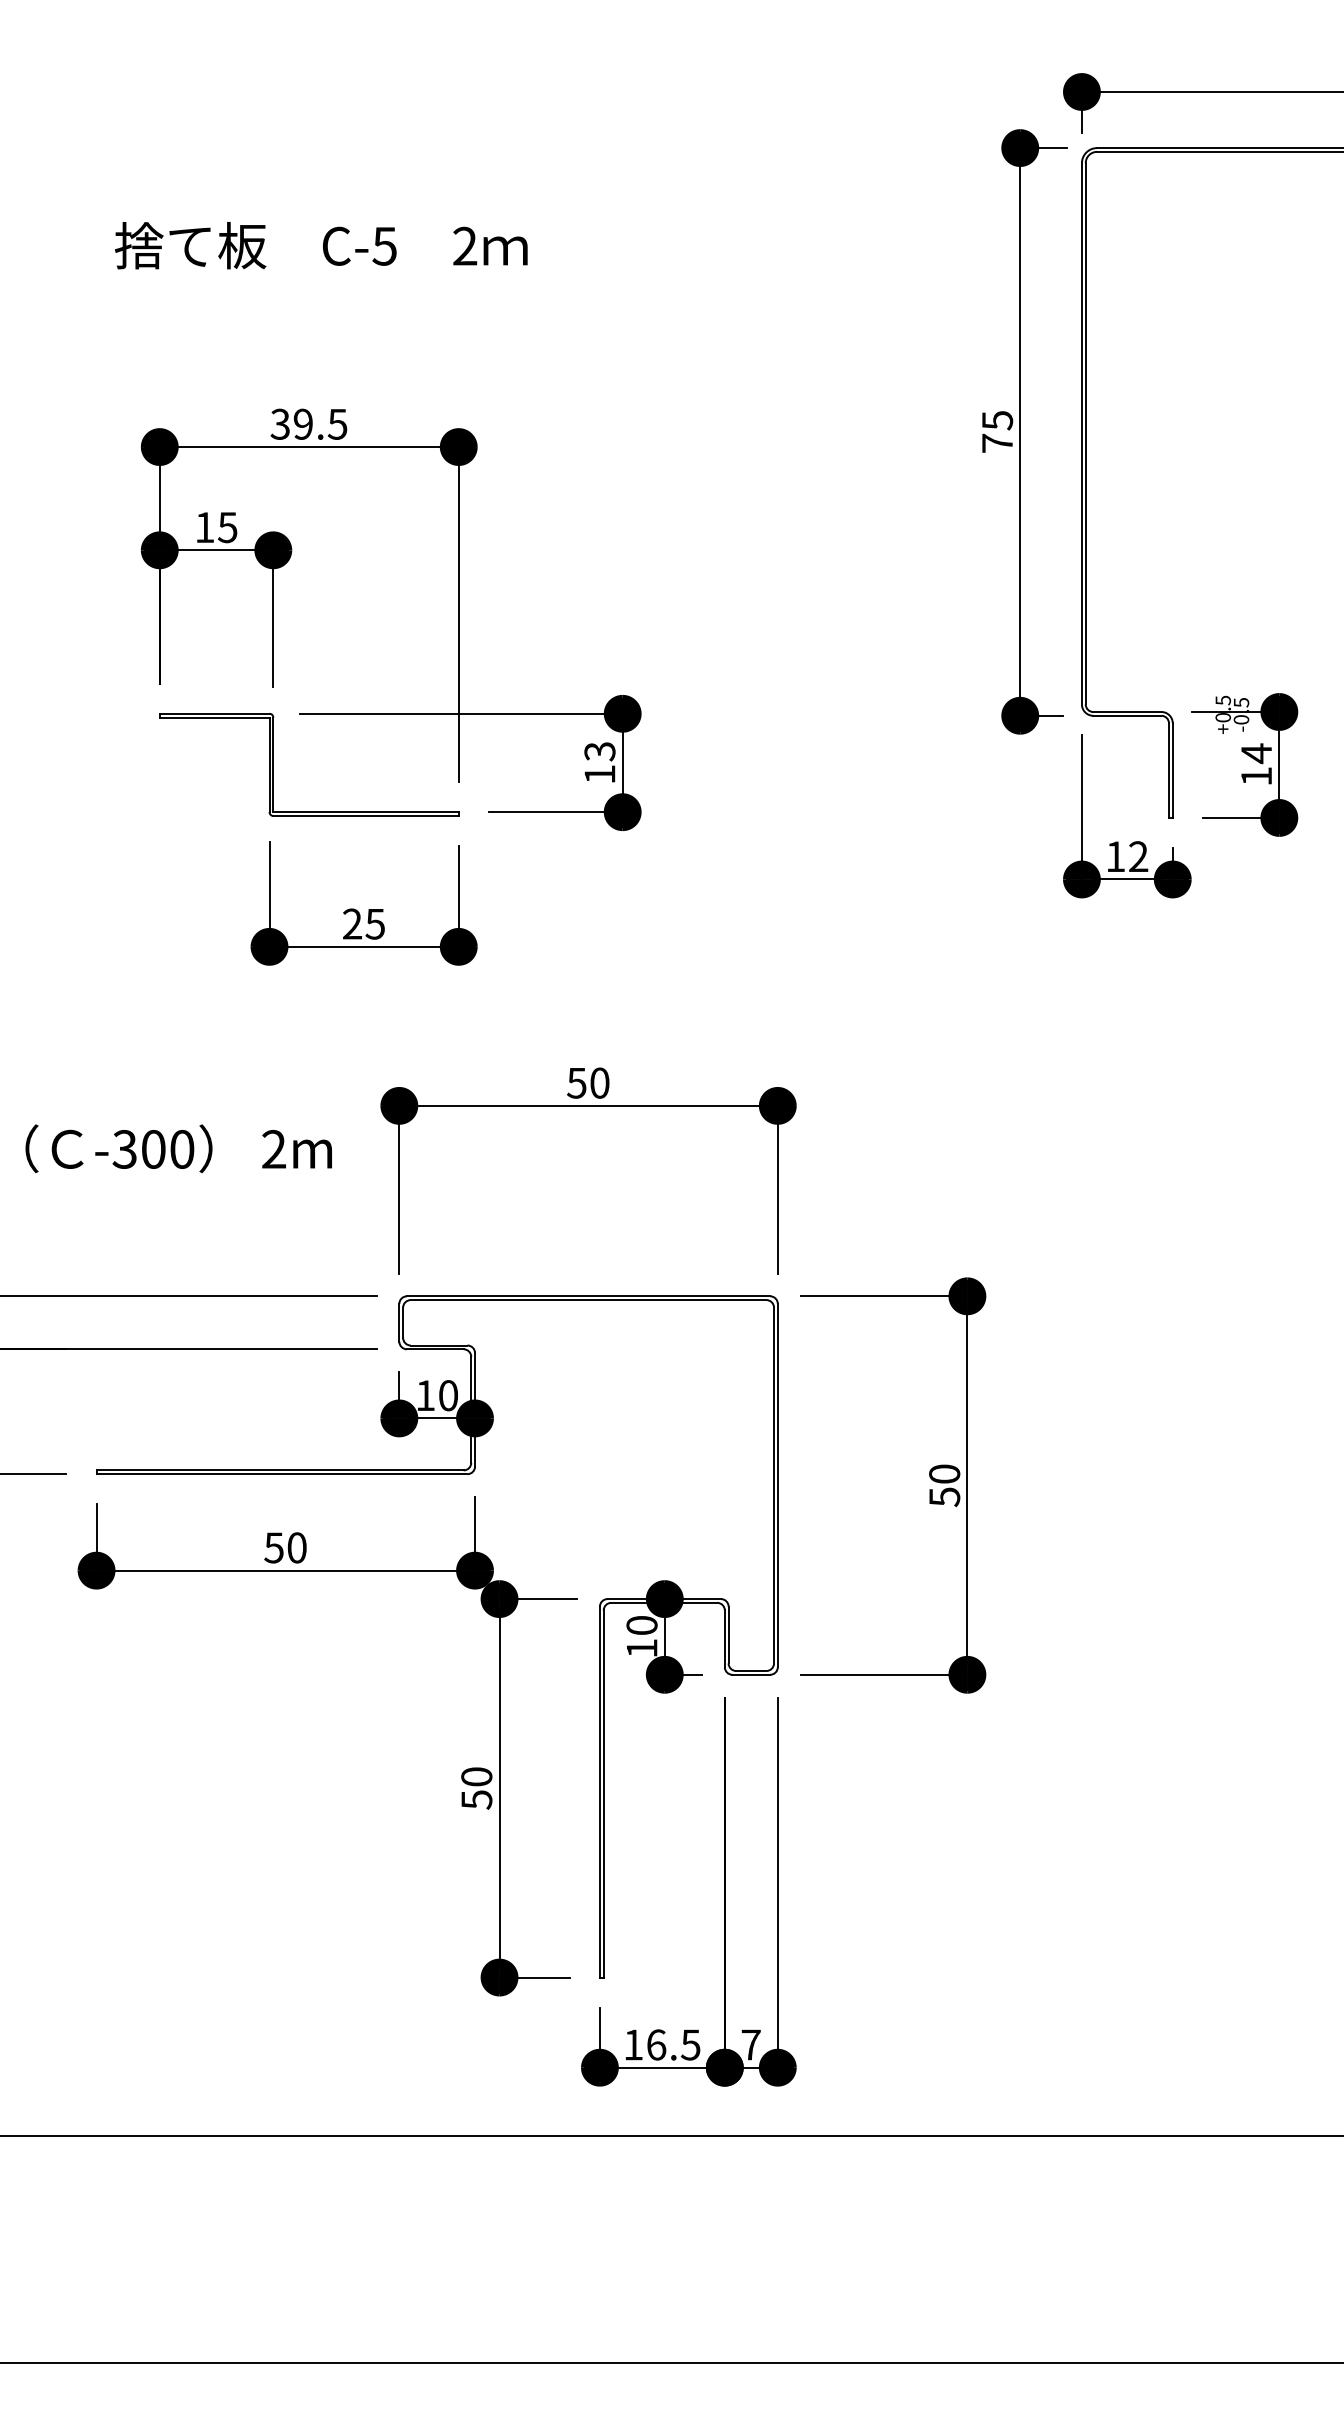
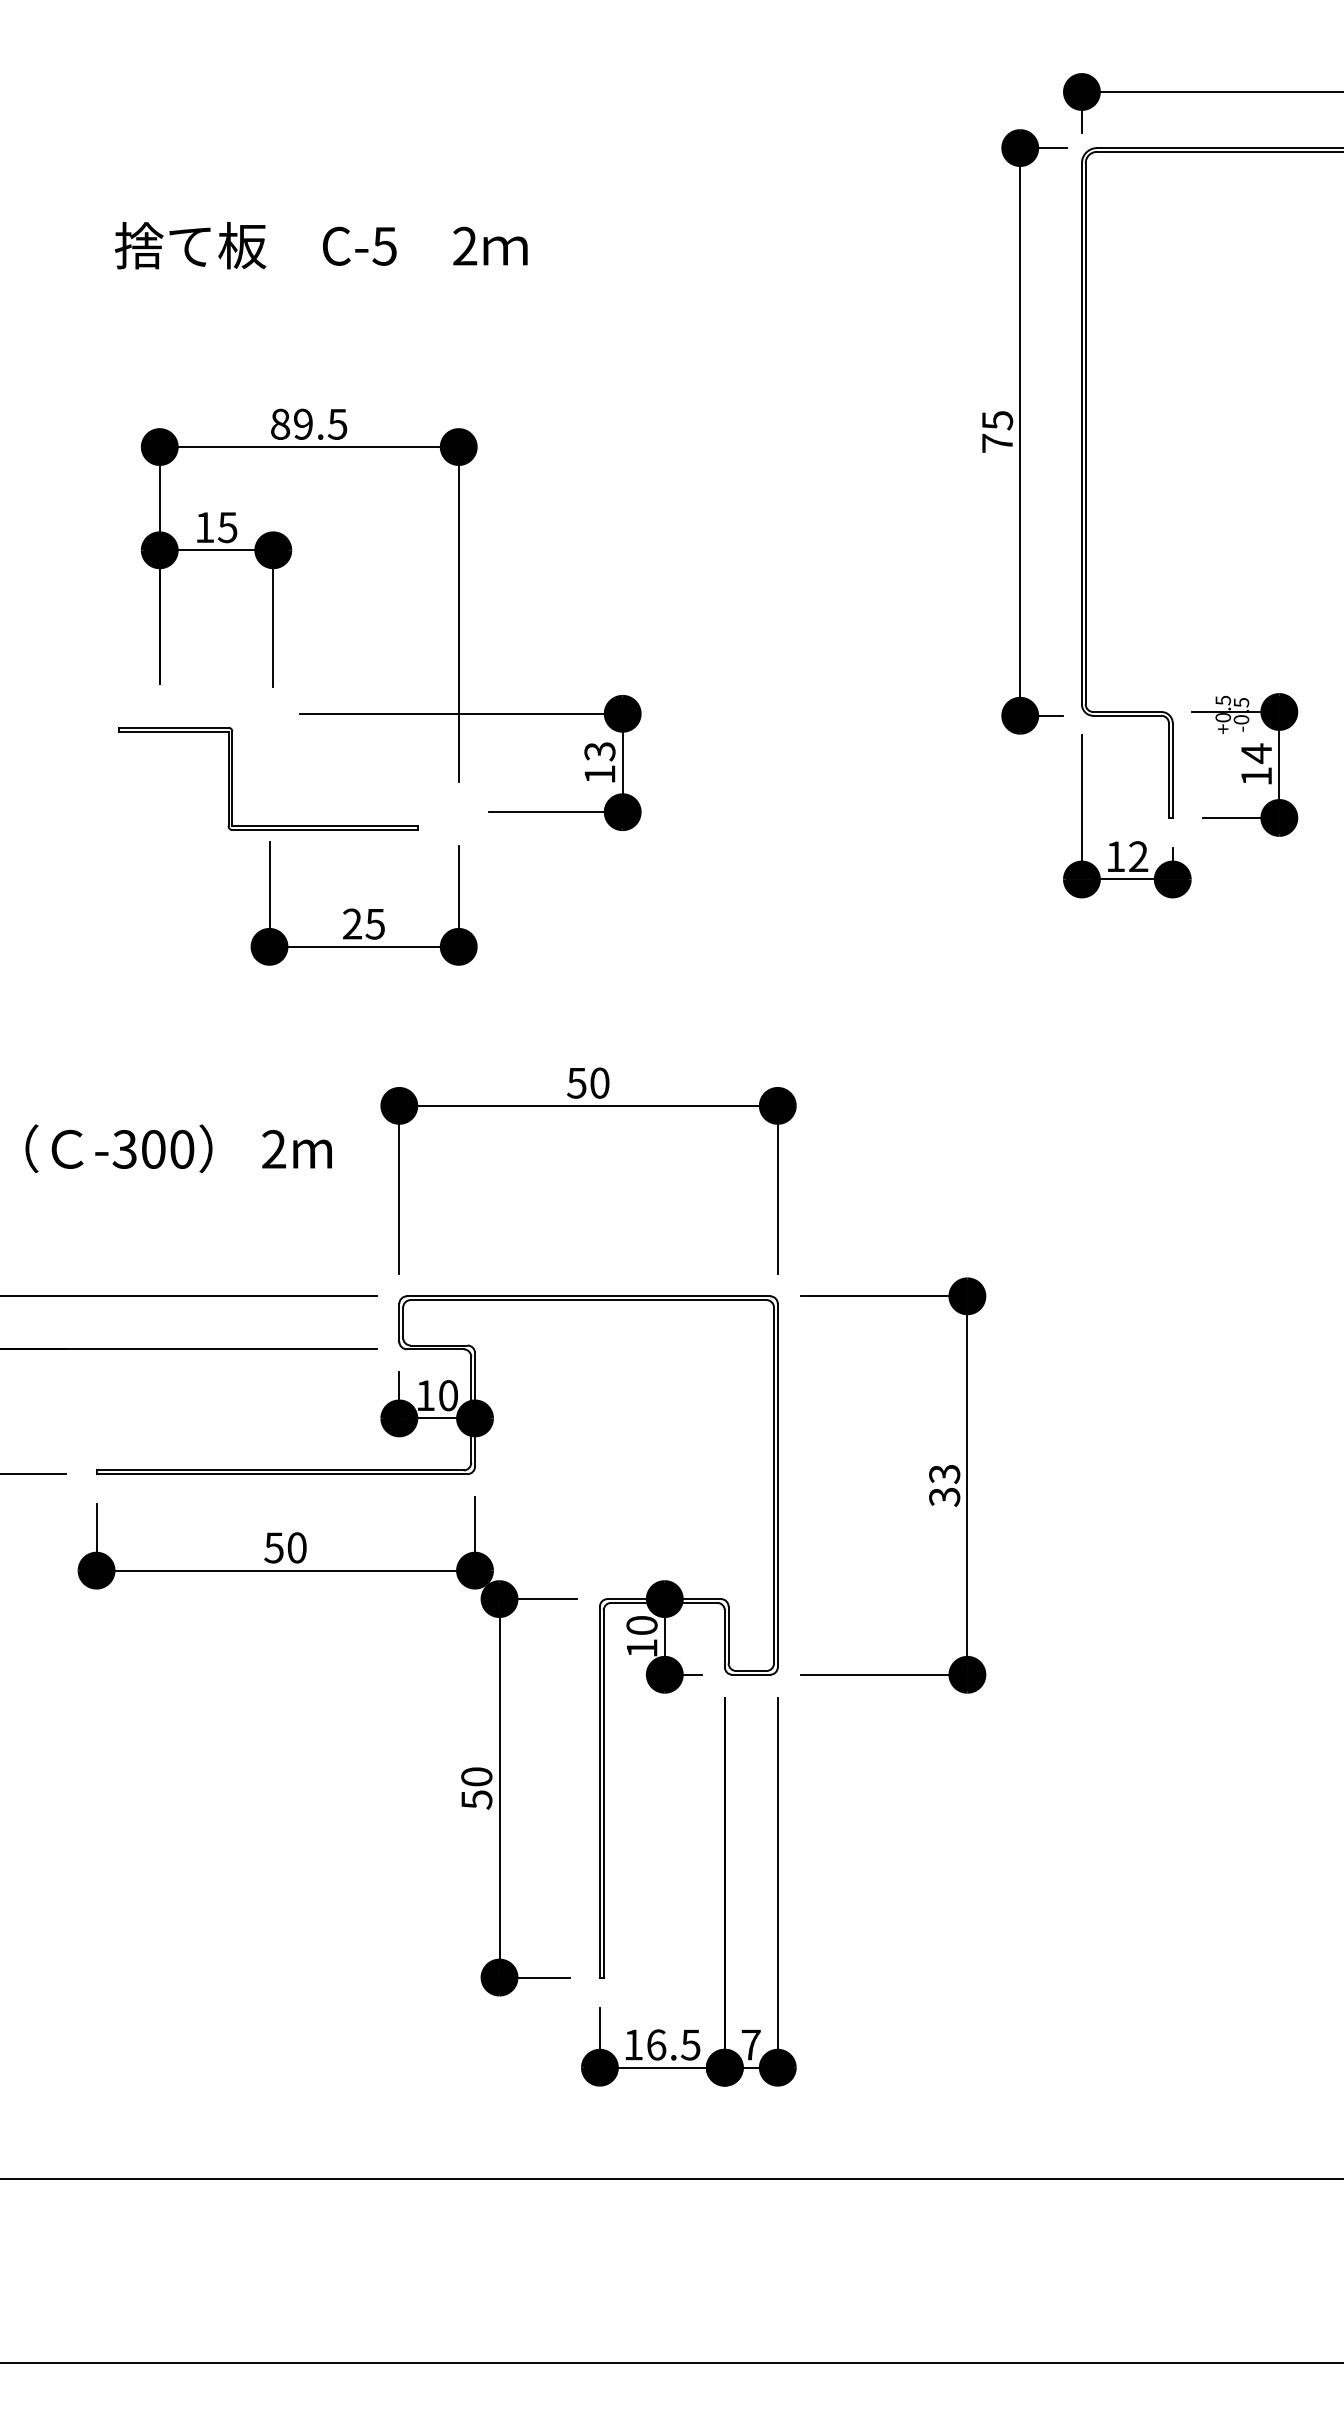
text: 39.5 -> 89.5 (280, 423)
part position: (273, 764) -> (232, 778) (232, 778)
text: 50 -> 33 (944, 1484)
line position: (671, 2135) -> (671, 2178) (671, 2178)
